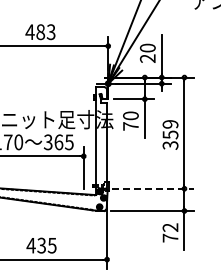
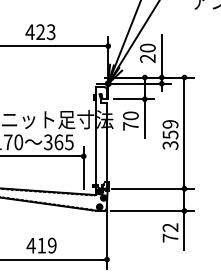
text: 483 -> 423 (40, 32)
line: dashed -> solid (152, 188)
text: 435 -> 419 (46, 245)
